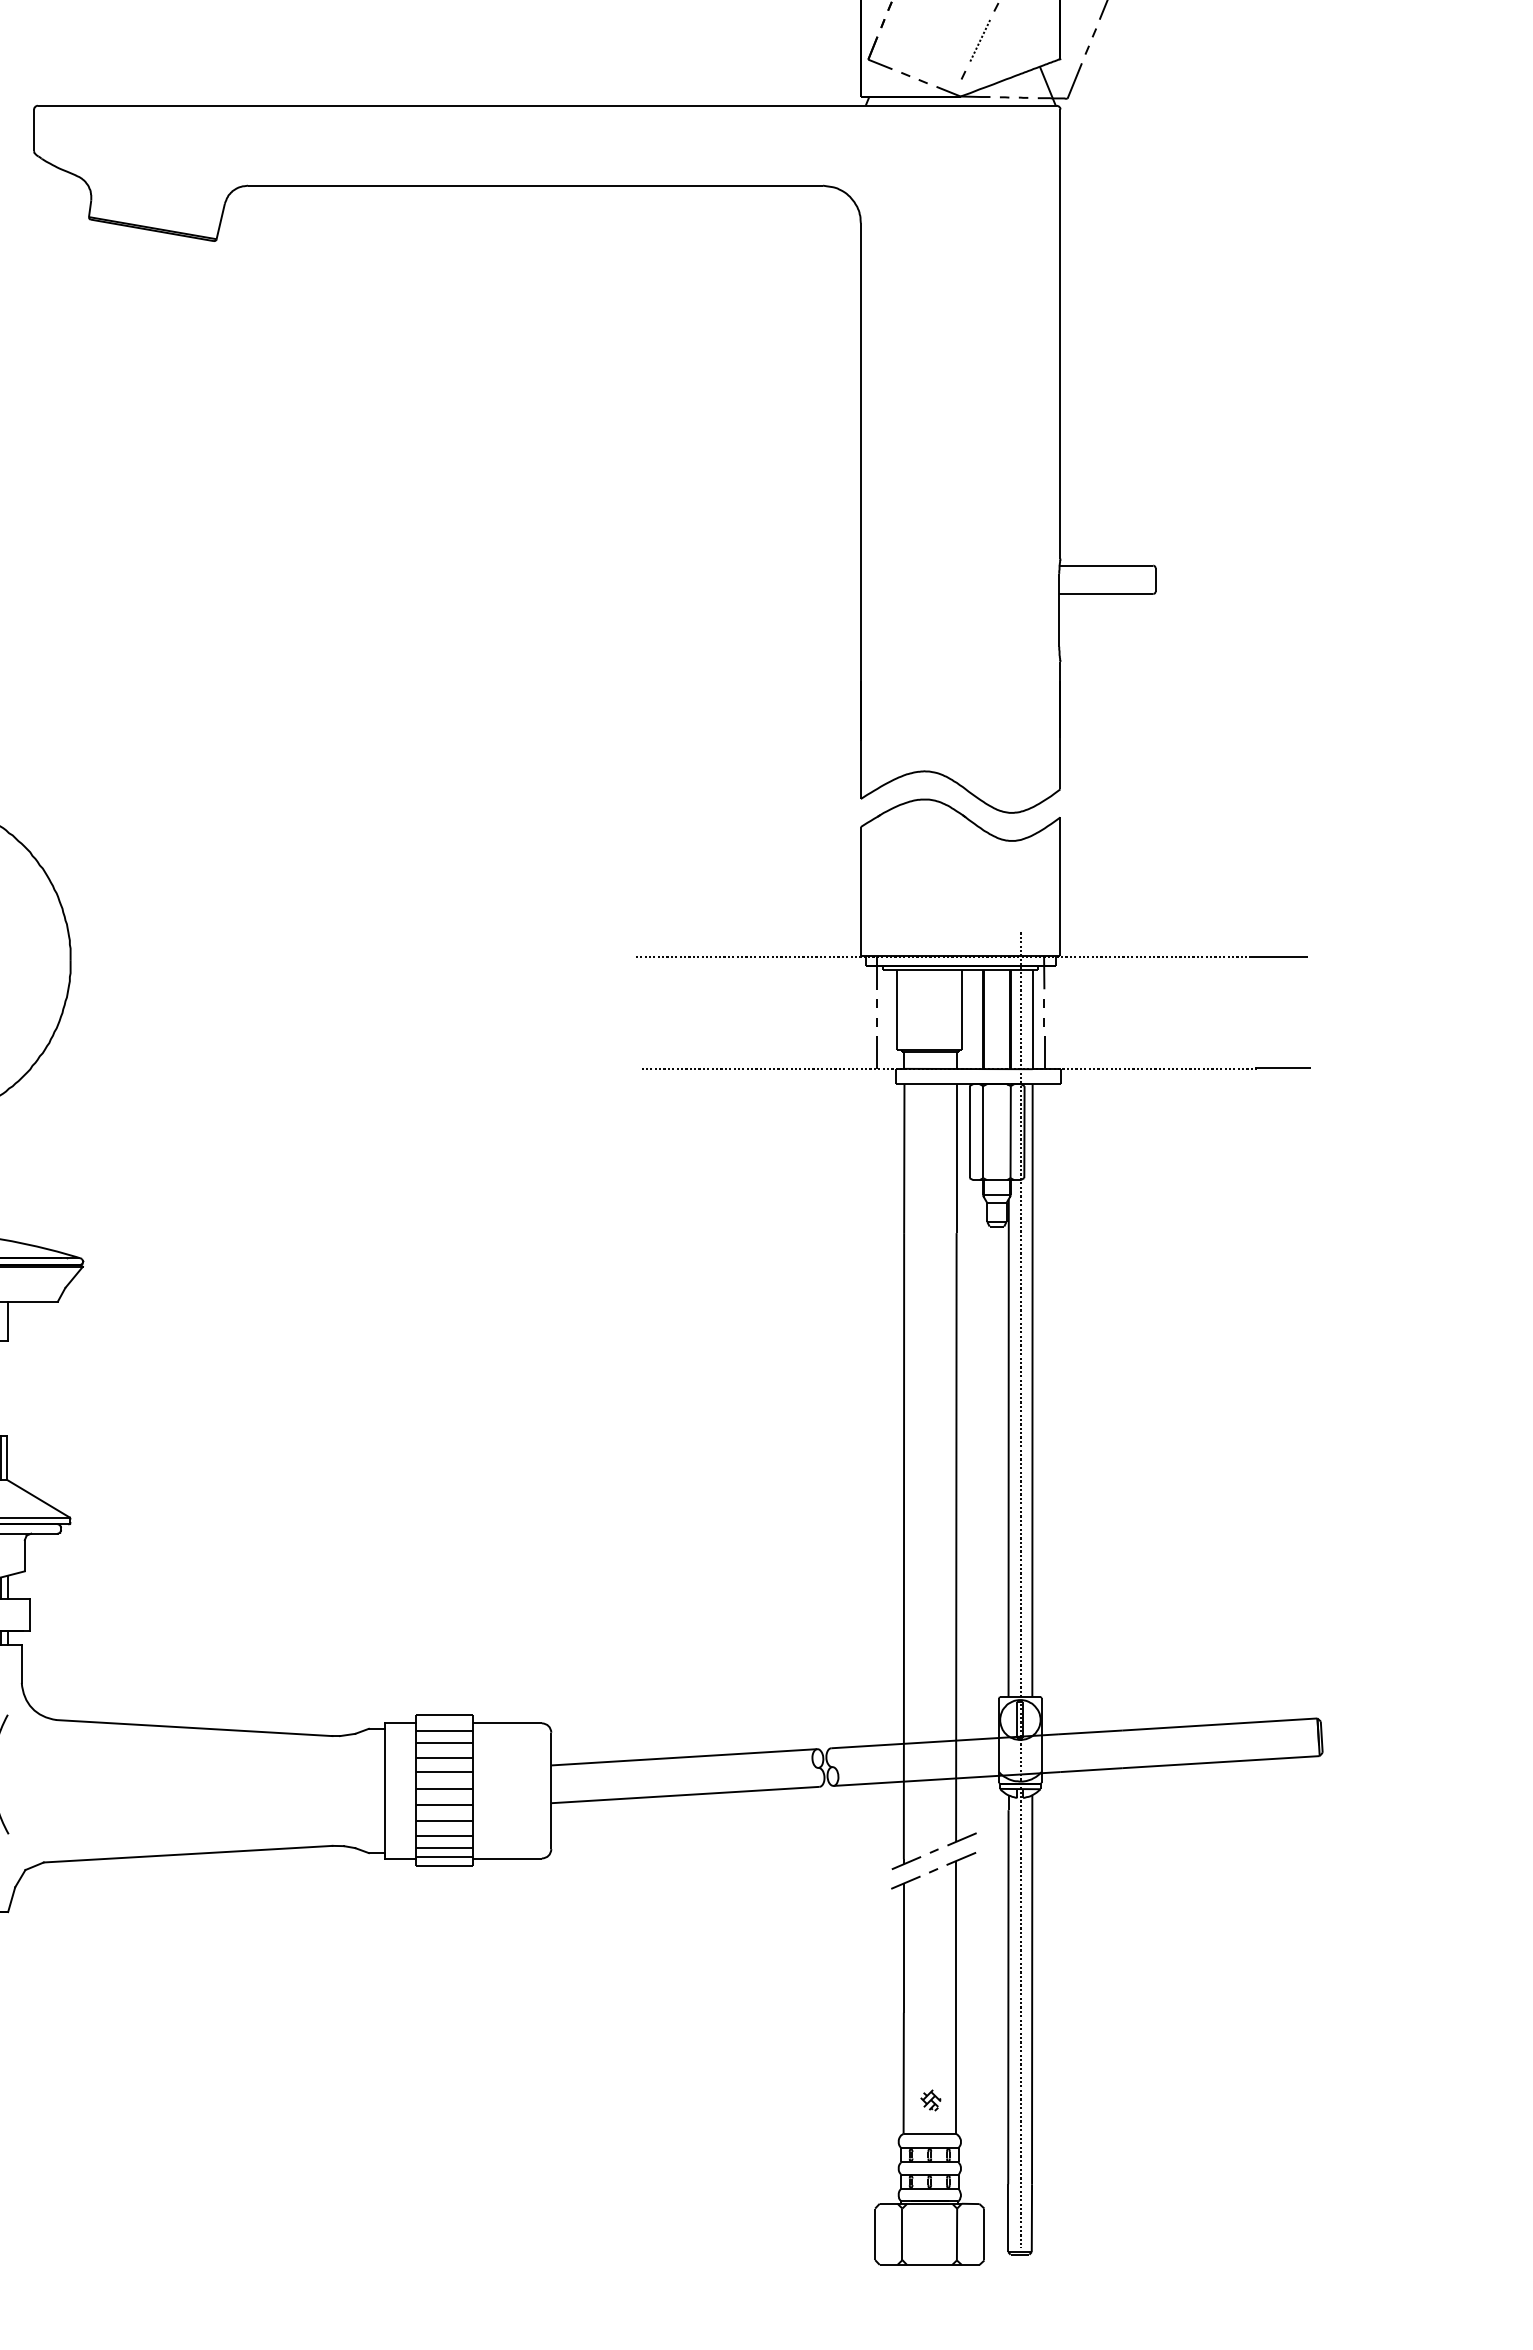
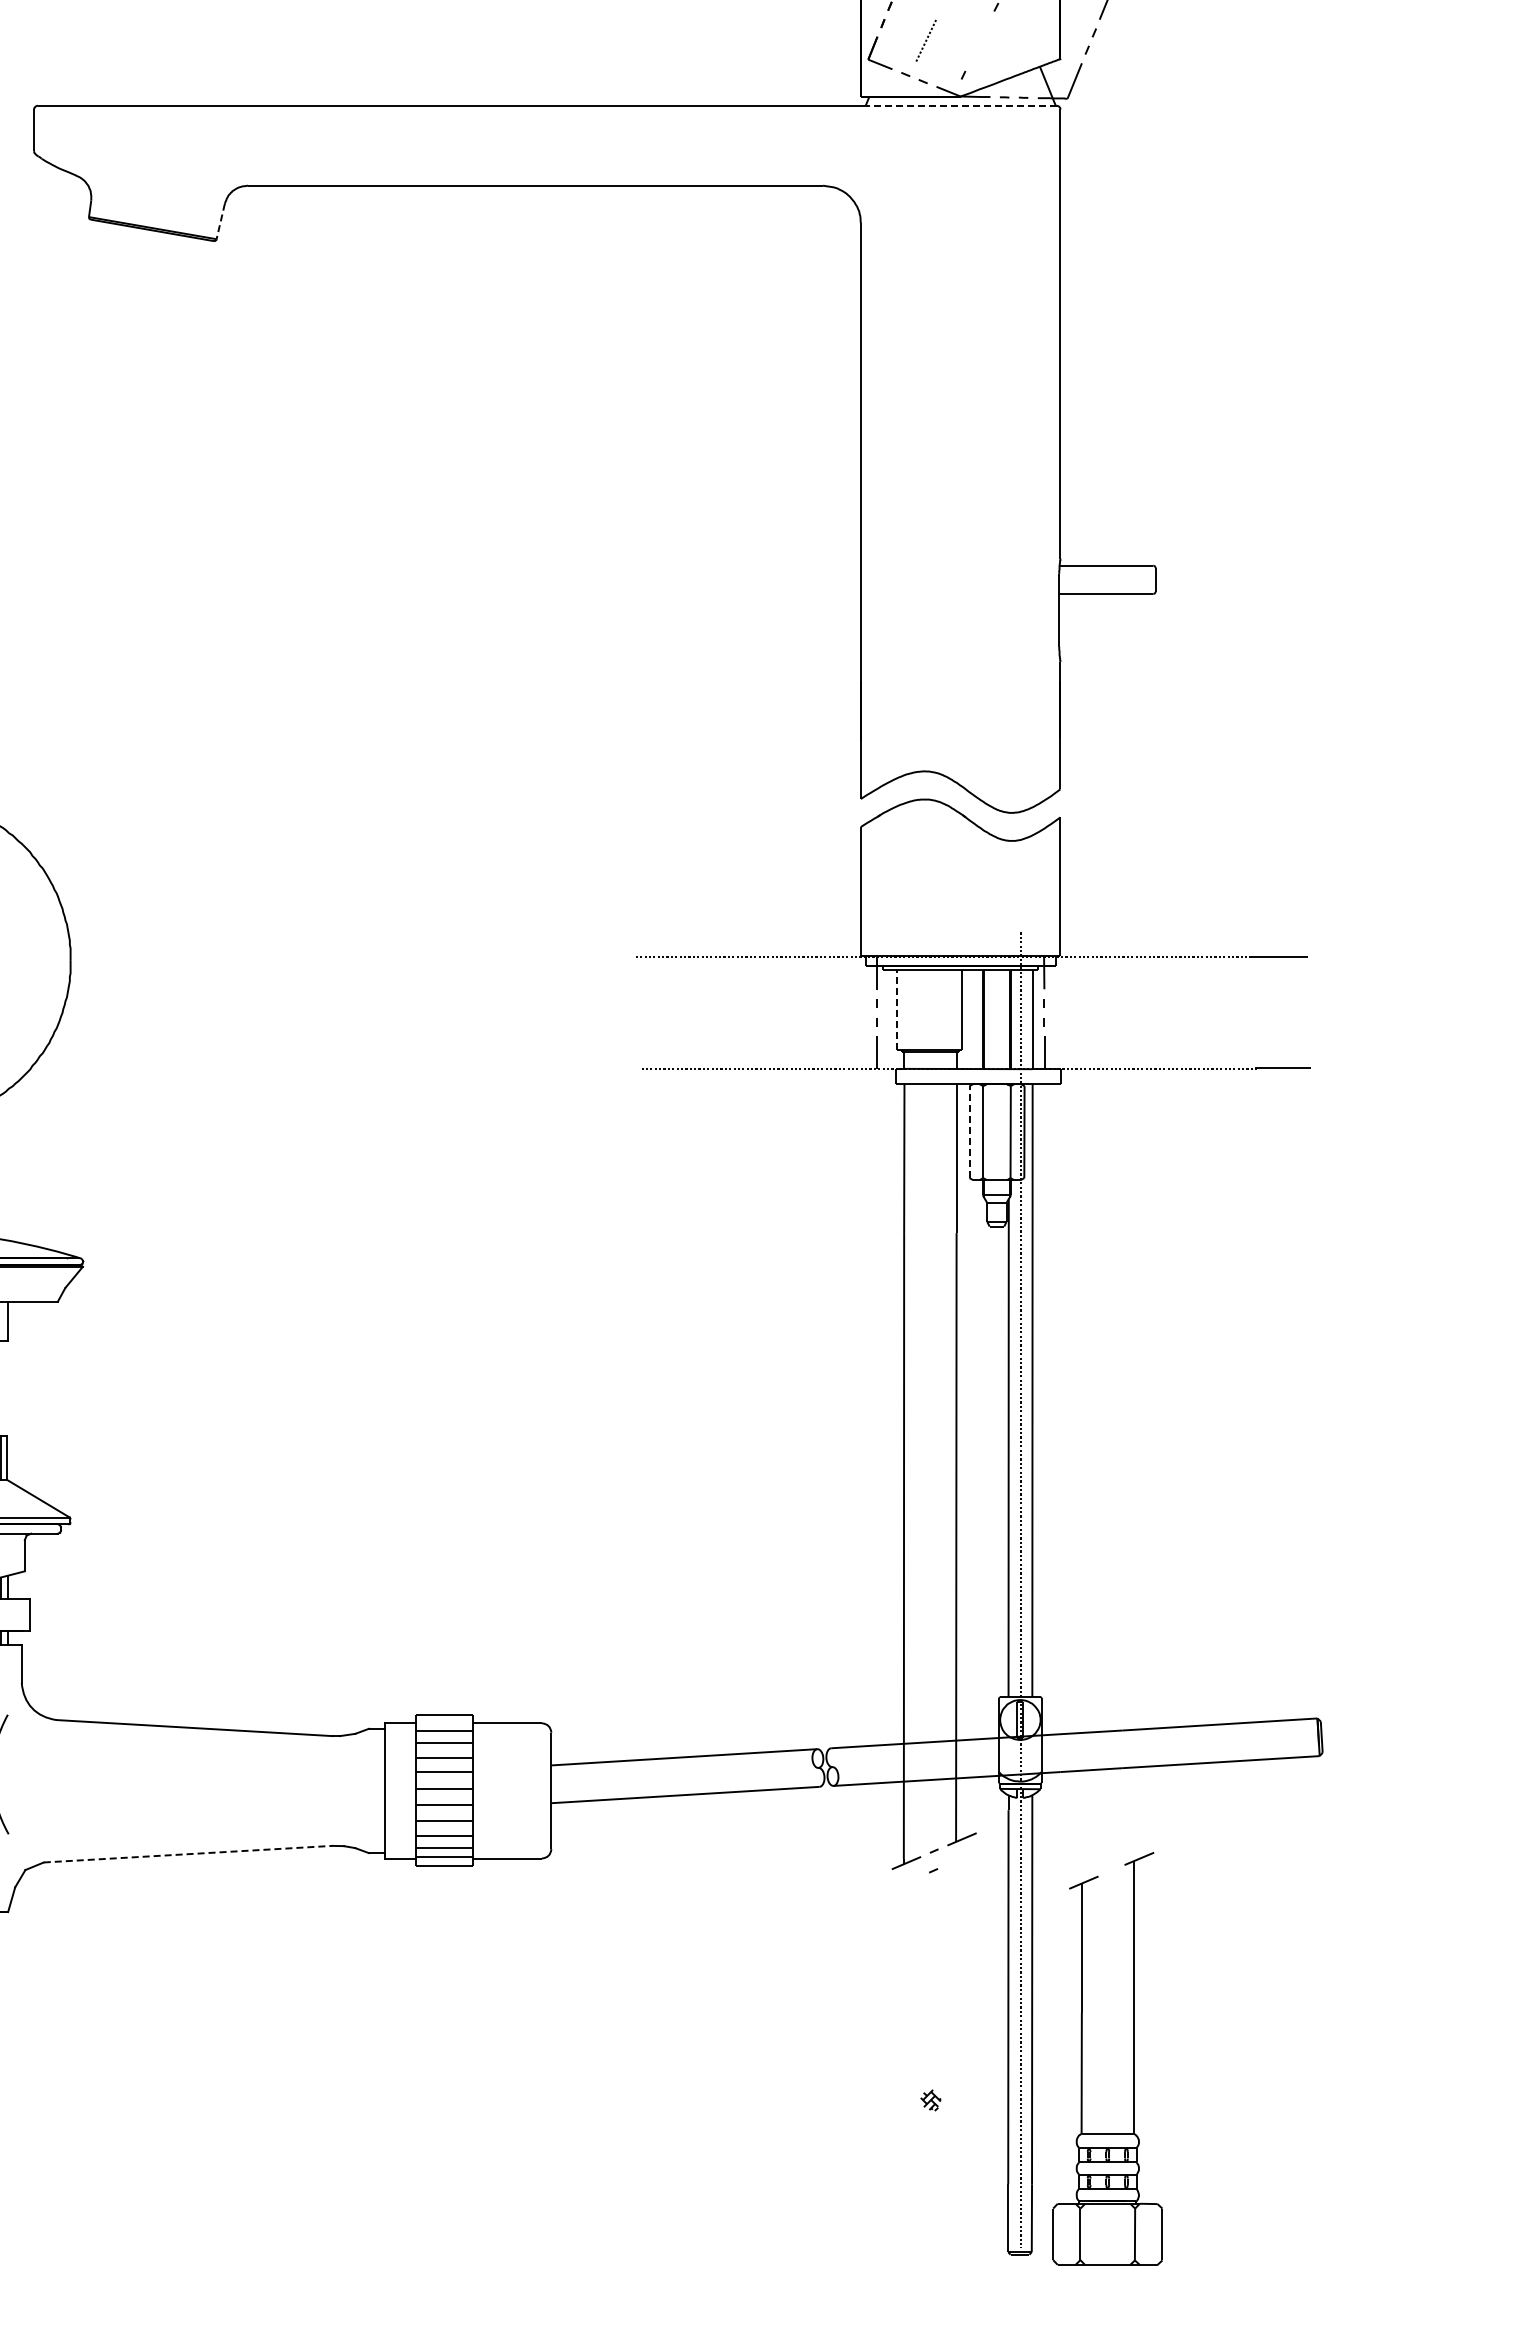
line position: (979, 40) -> (925, 40) (925, 40)
line: solid -> dashed (960, 105)
line: solid -> dashed (220, 222)
line: solid -> dashed (897, 1010)
line: solid -> dashed (969, 1131)
line: solid -> dashed (188, 1854)
part position: (904, 2058) -> (1082, 2058) (1082, 2058)
